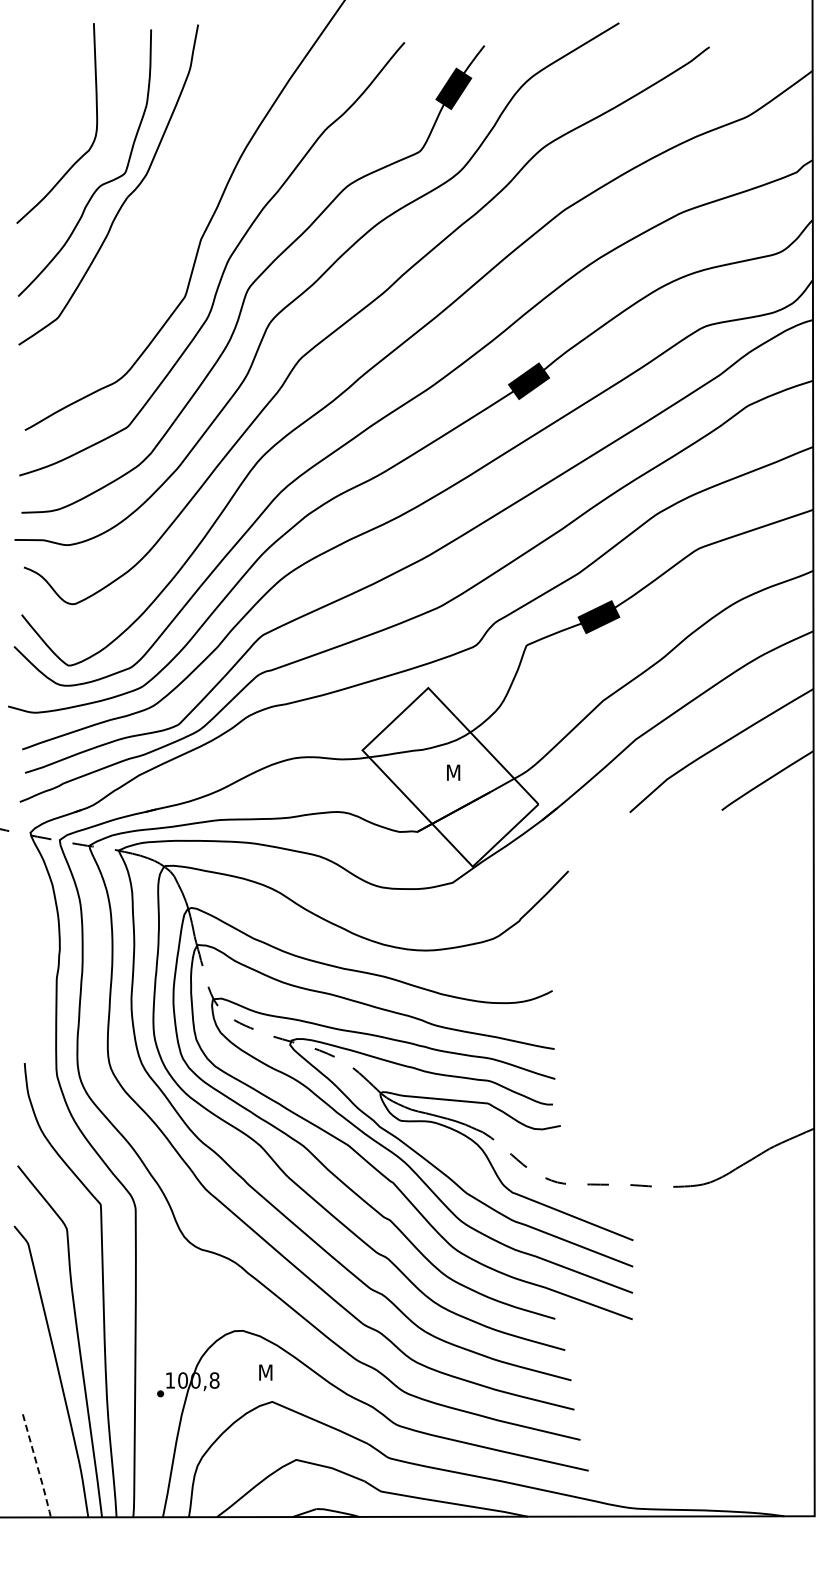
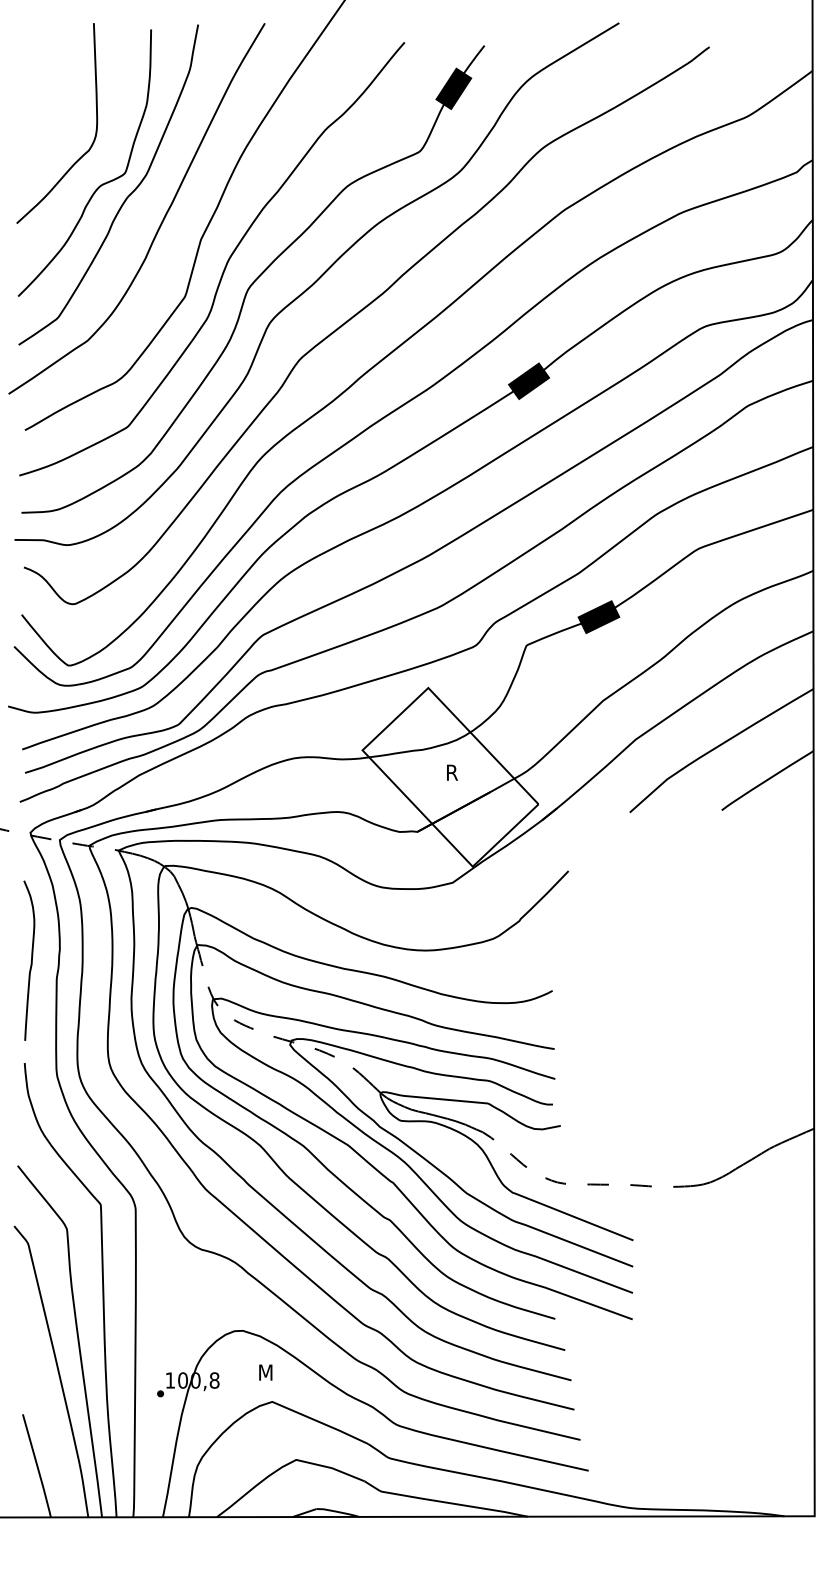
curve: none -> present (161, 221)
text: M -> R (454, 772)
curve: none -> present (31, 960)
line: dashed -> solid (37, 1467)
